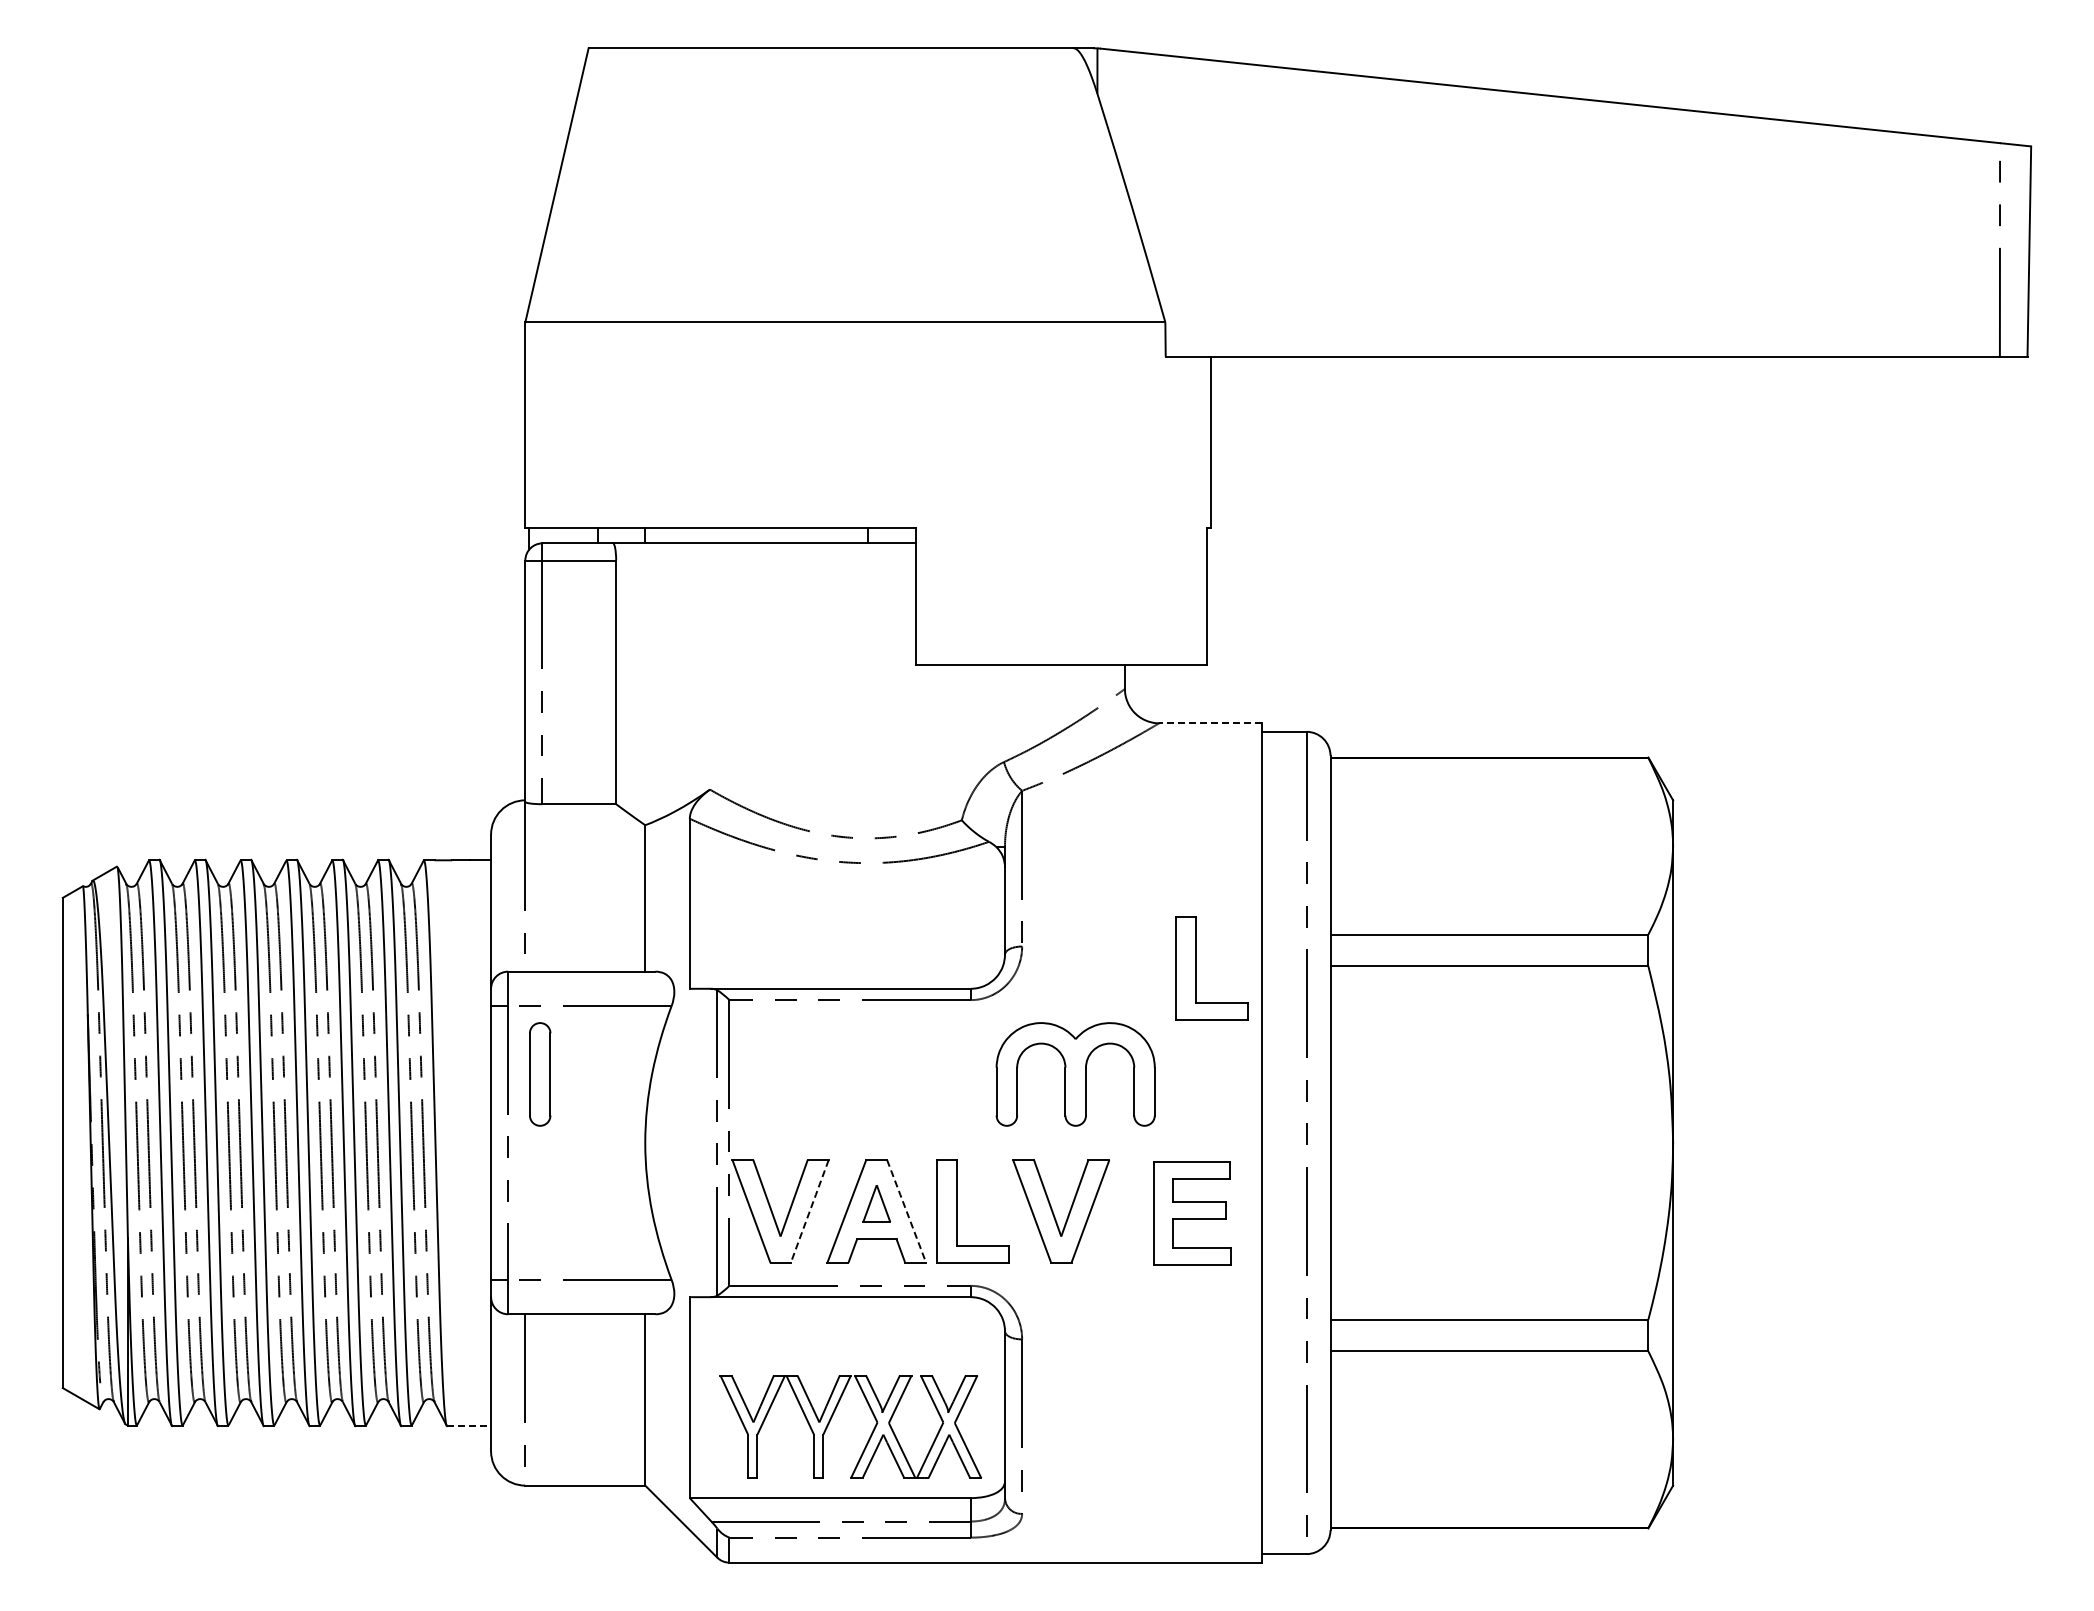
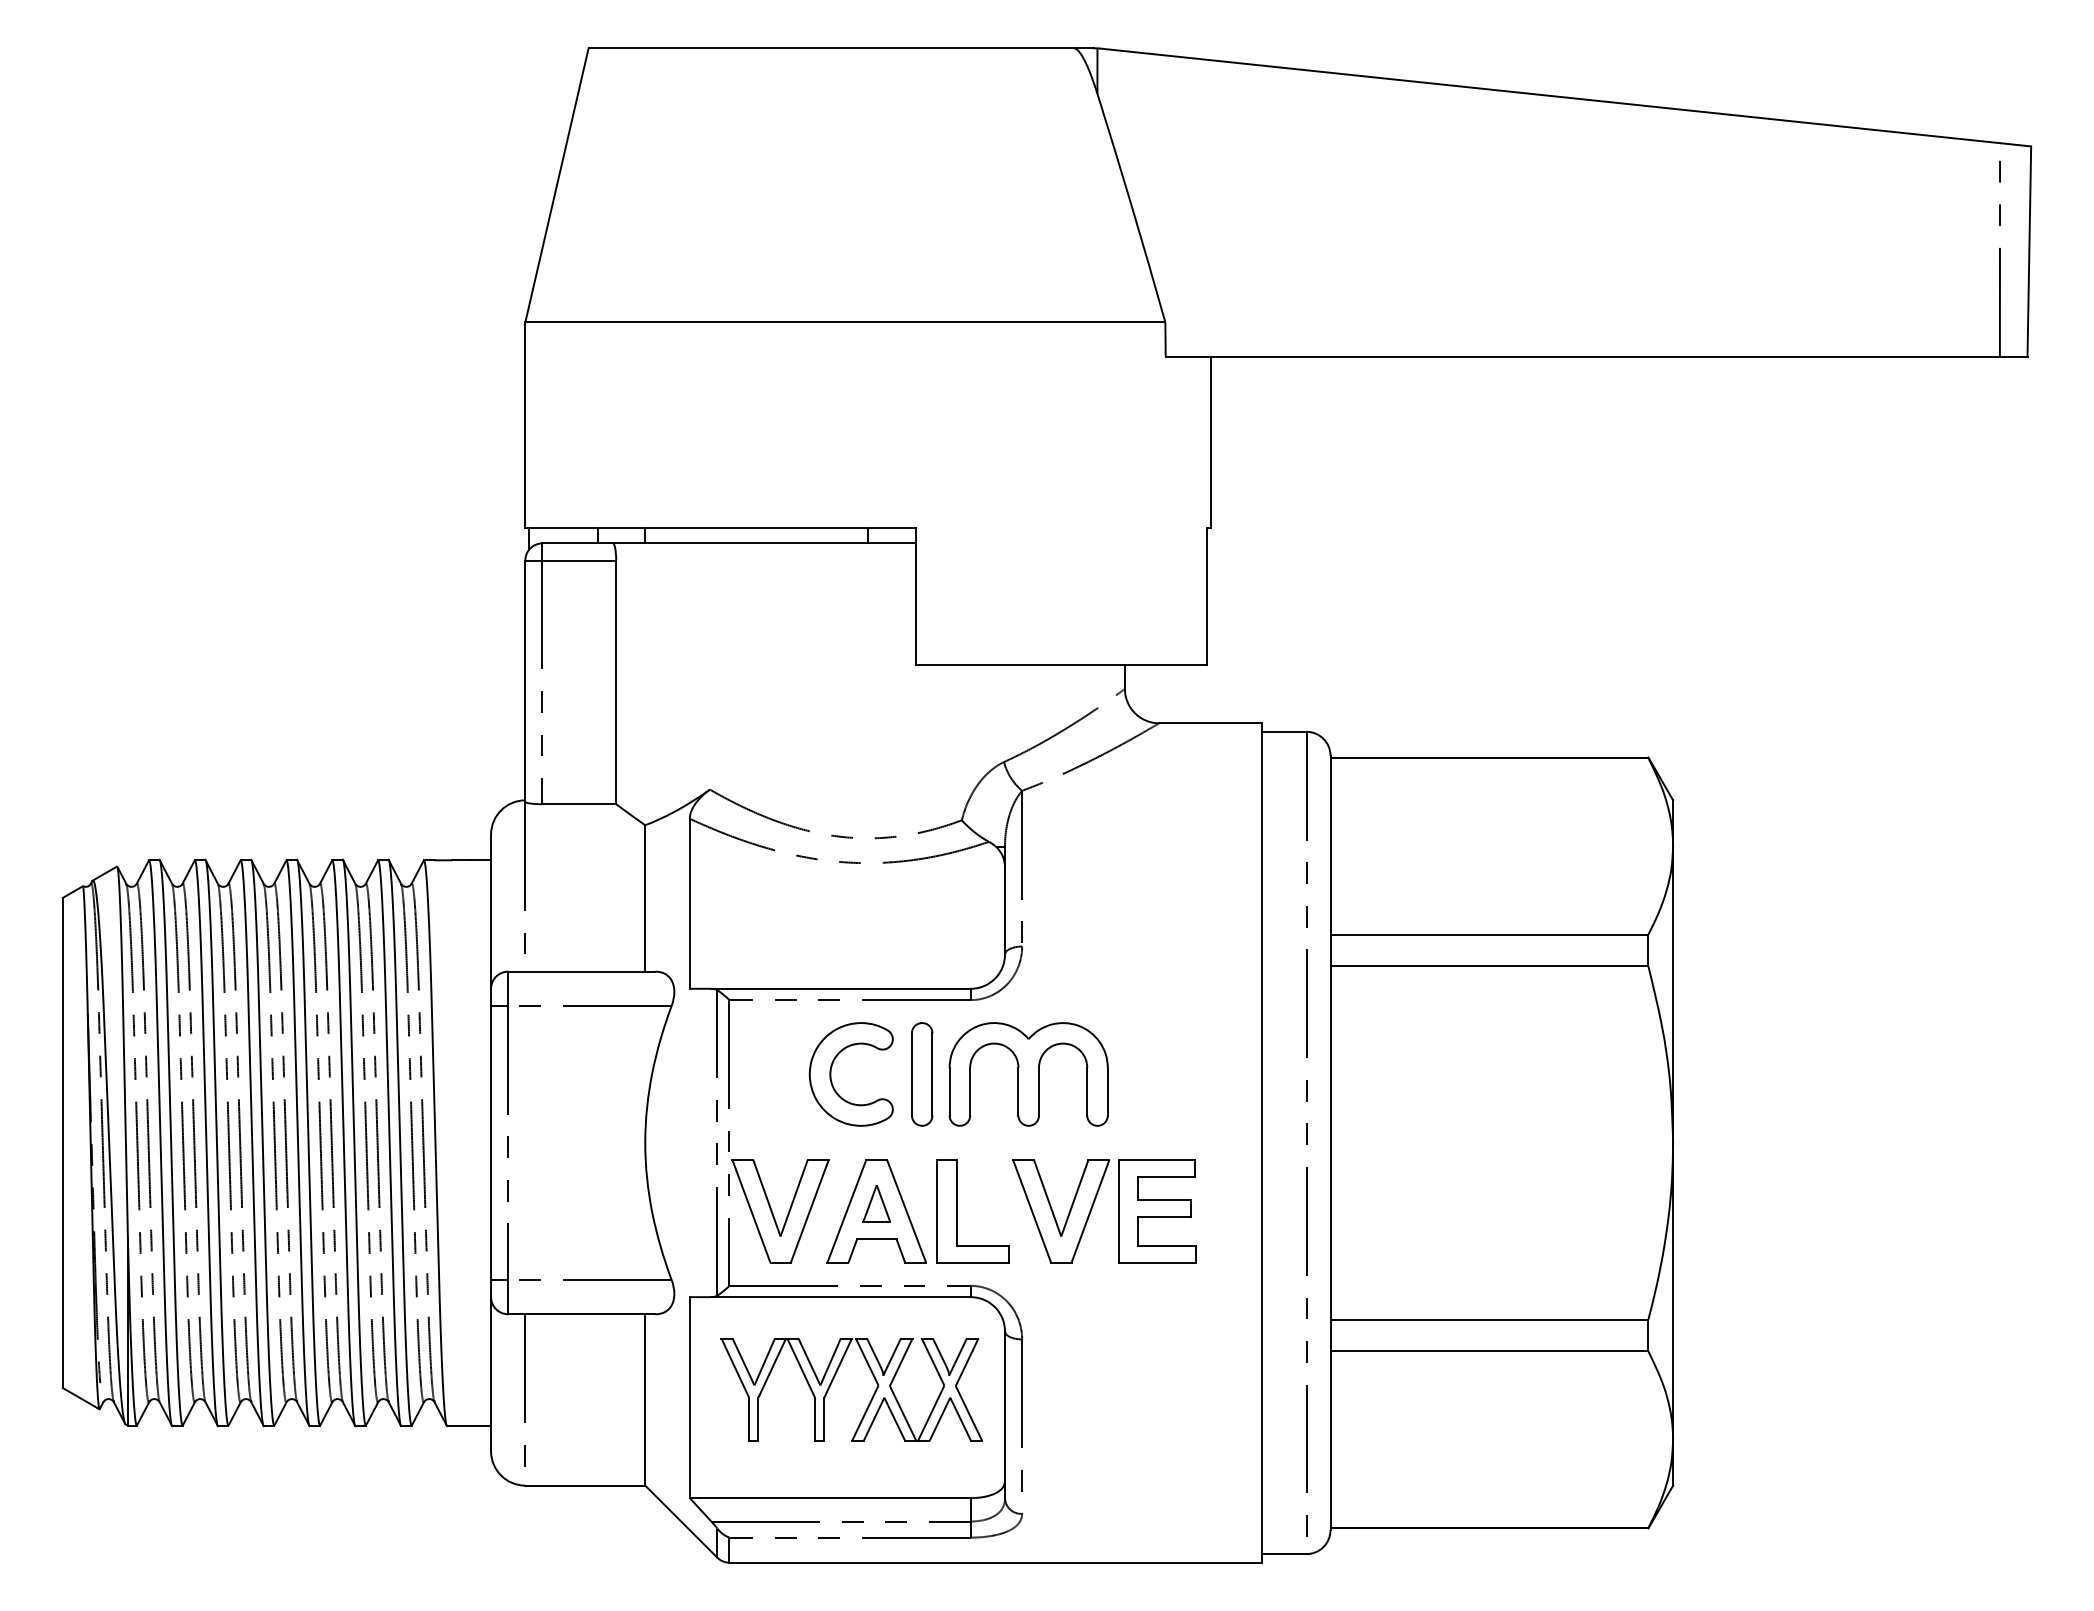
line: dashed -> solid (1210, 723)
part: present -> none (1196, 968)
part position: (540, 1074) -> (922, 1074) (922, 1074)
part: none -> present (831, 1074)
part position: (1075, 1074) -> (1028, 1074) (1028, 1074)
line: dashed -> solid (809, 1211)
line: dashed -> solid (906, 1211)
part position: (1192, 1213) -> (1157, 1211) (1157, 1211)
part position: (832, 1417) -> (833, 1380) (833, 1380)
line: dashed -> solid (469, 1425)
